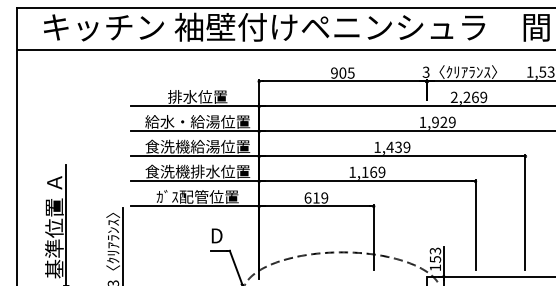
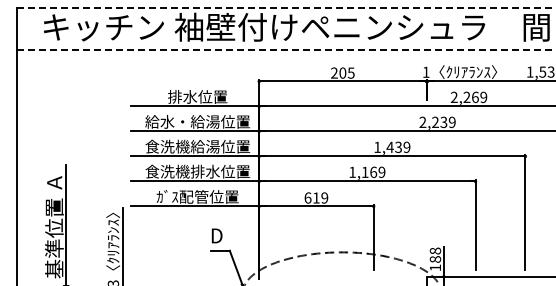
line: solid -> dashed (286, 8)
line: solid -> dashed (286, 50)
text: 3 -> 1 (425, 71)
text: 905 -> 205 (334, 73)
text: 1,929 -> 2,239 (433, 122)
text: 153 -> 188 (434, 254)
